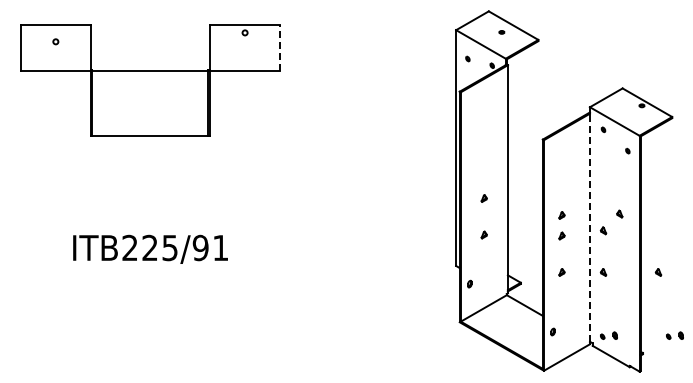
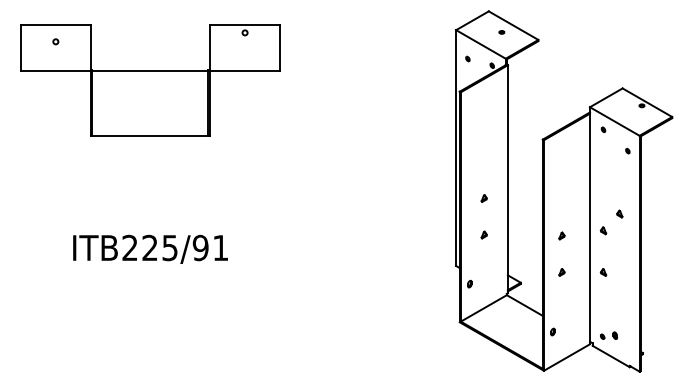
line: dashed -> solid (280, 47)
part: present -> none (561, 215)
line: dashed -> solid (589, 227)
part: present -> none (658, 272)
part: present -> none (674, 335)
